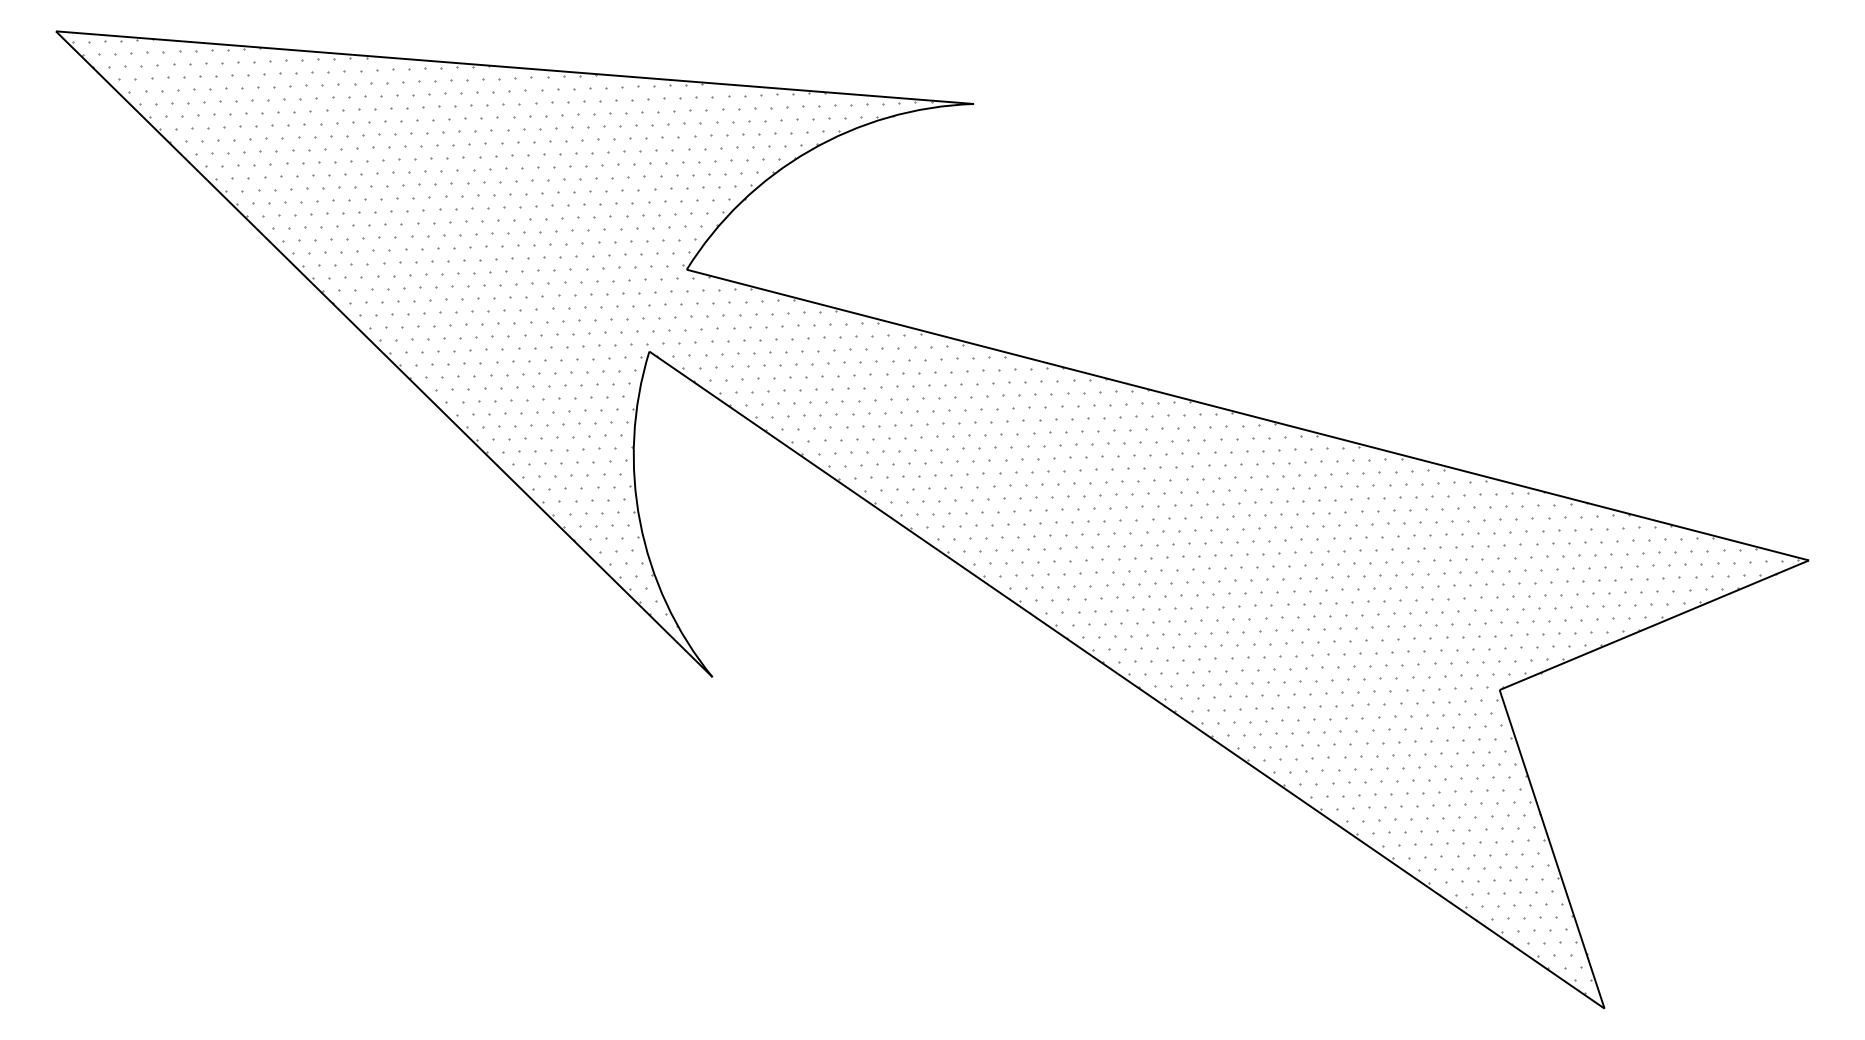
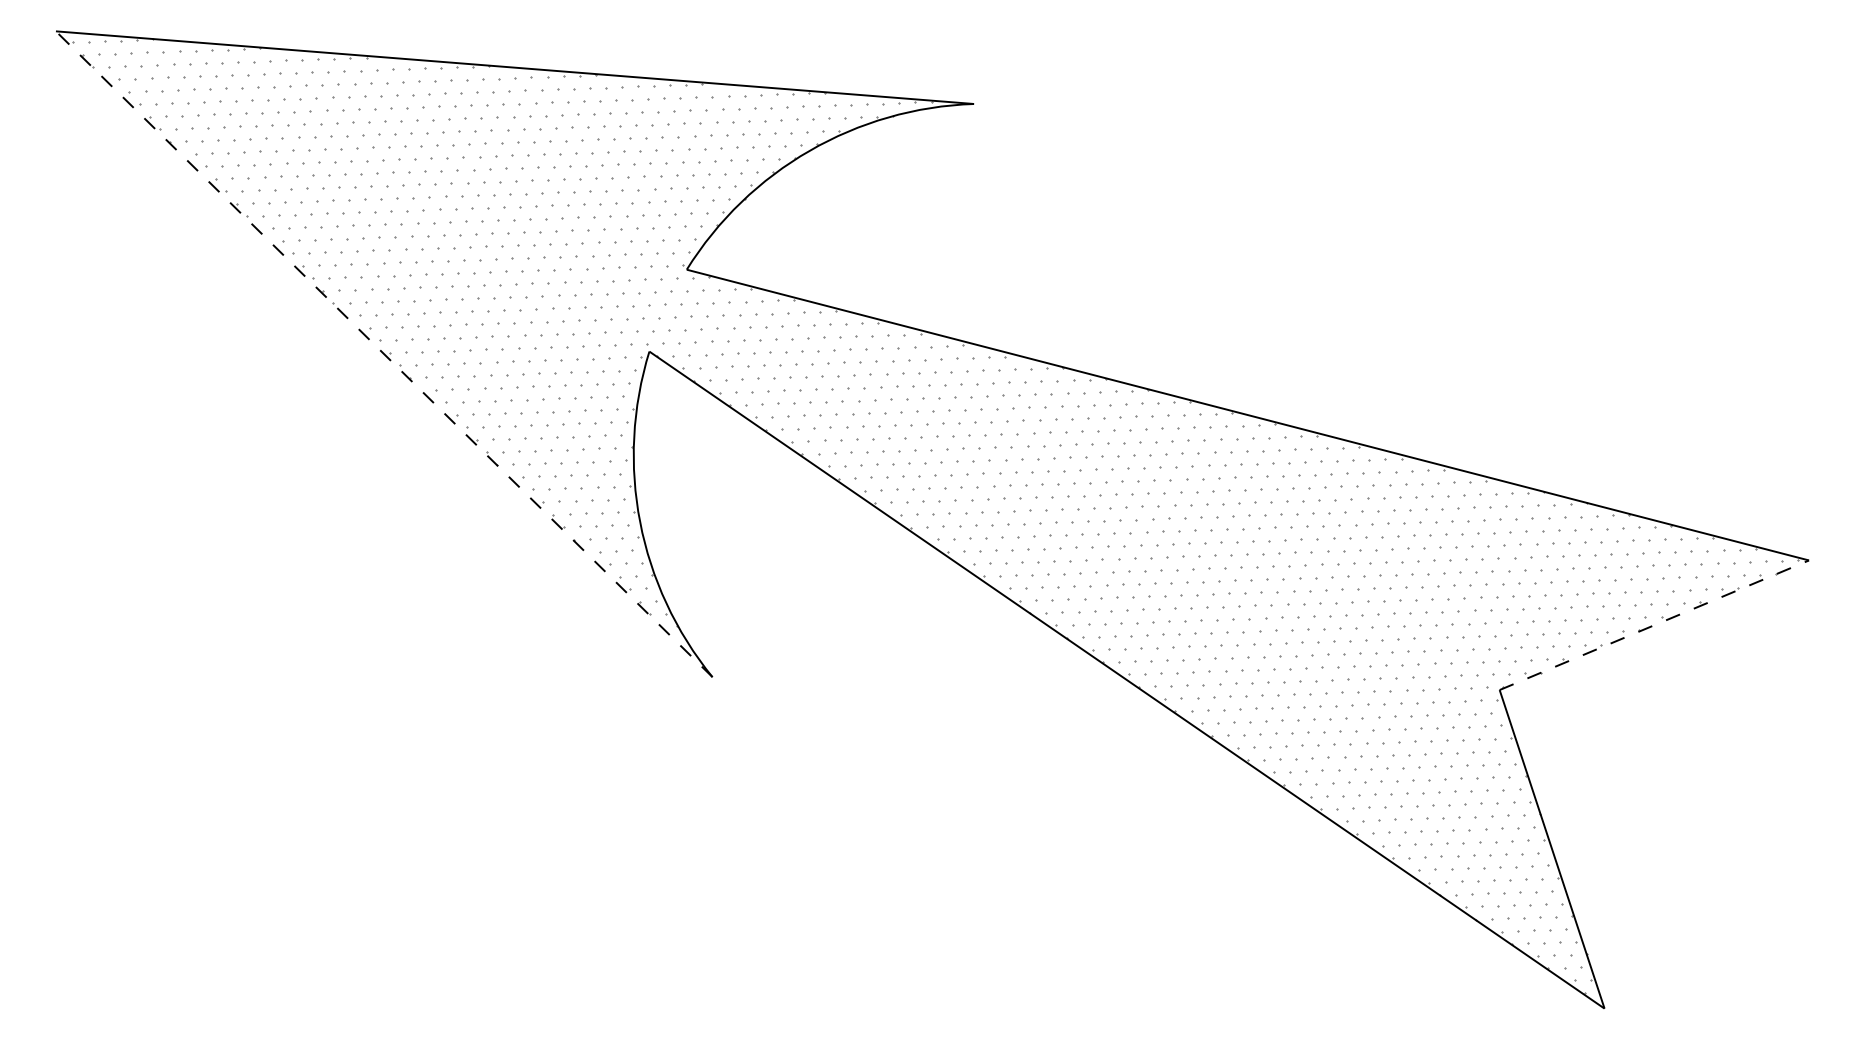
line: solid -> dashed (383, 353)
line: solid -> dashed (1654, 625)
